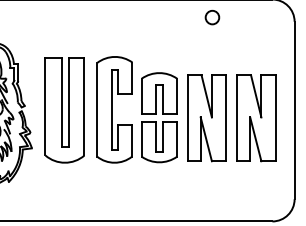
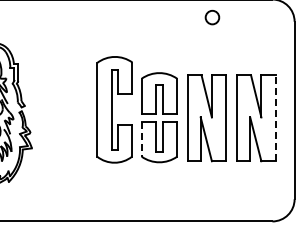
part: present -> none (64, 110)
line: solid -> dashed (275, 118)
line: solid -> dashed (141, 140)
